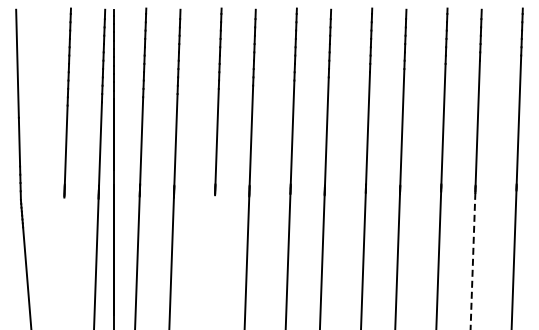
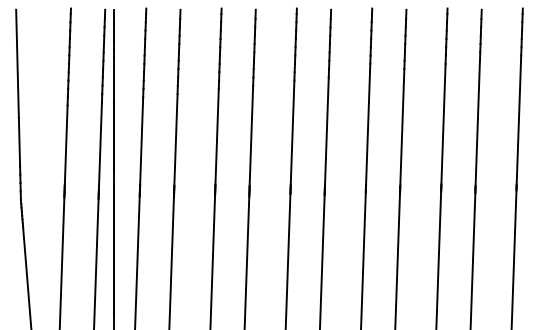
line: none -> present (212, 260)
line: none -> present (61, 261)
line: dashed -> solid (472, 261)
